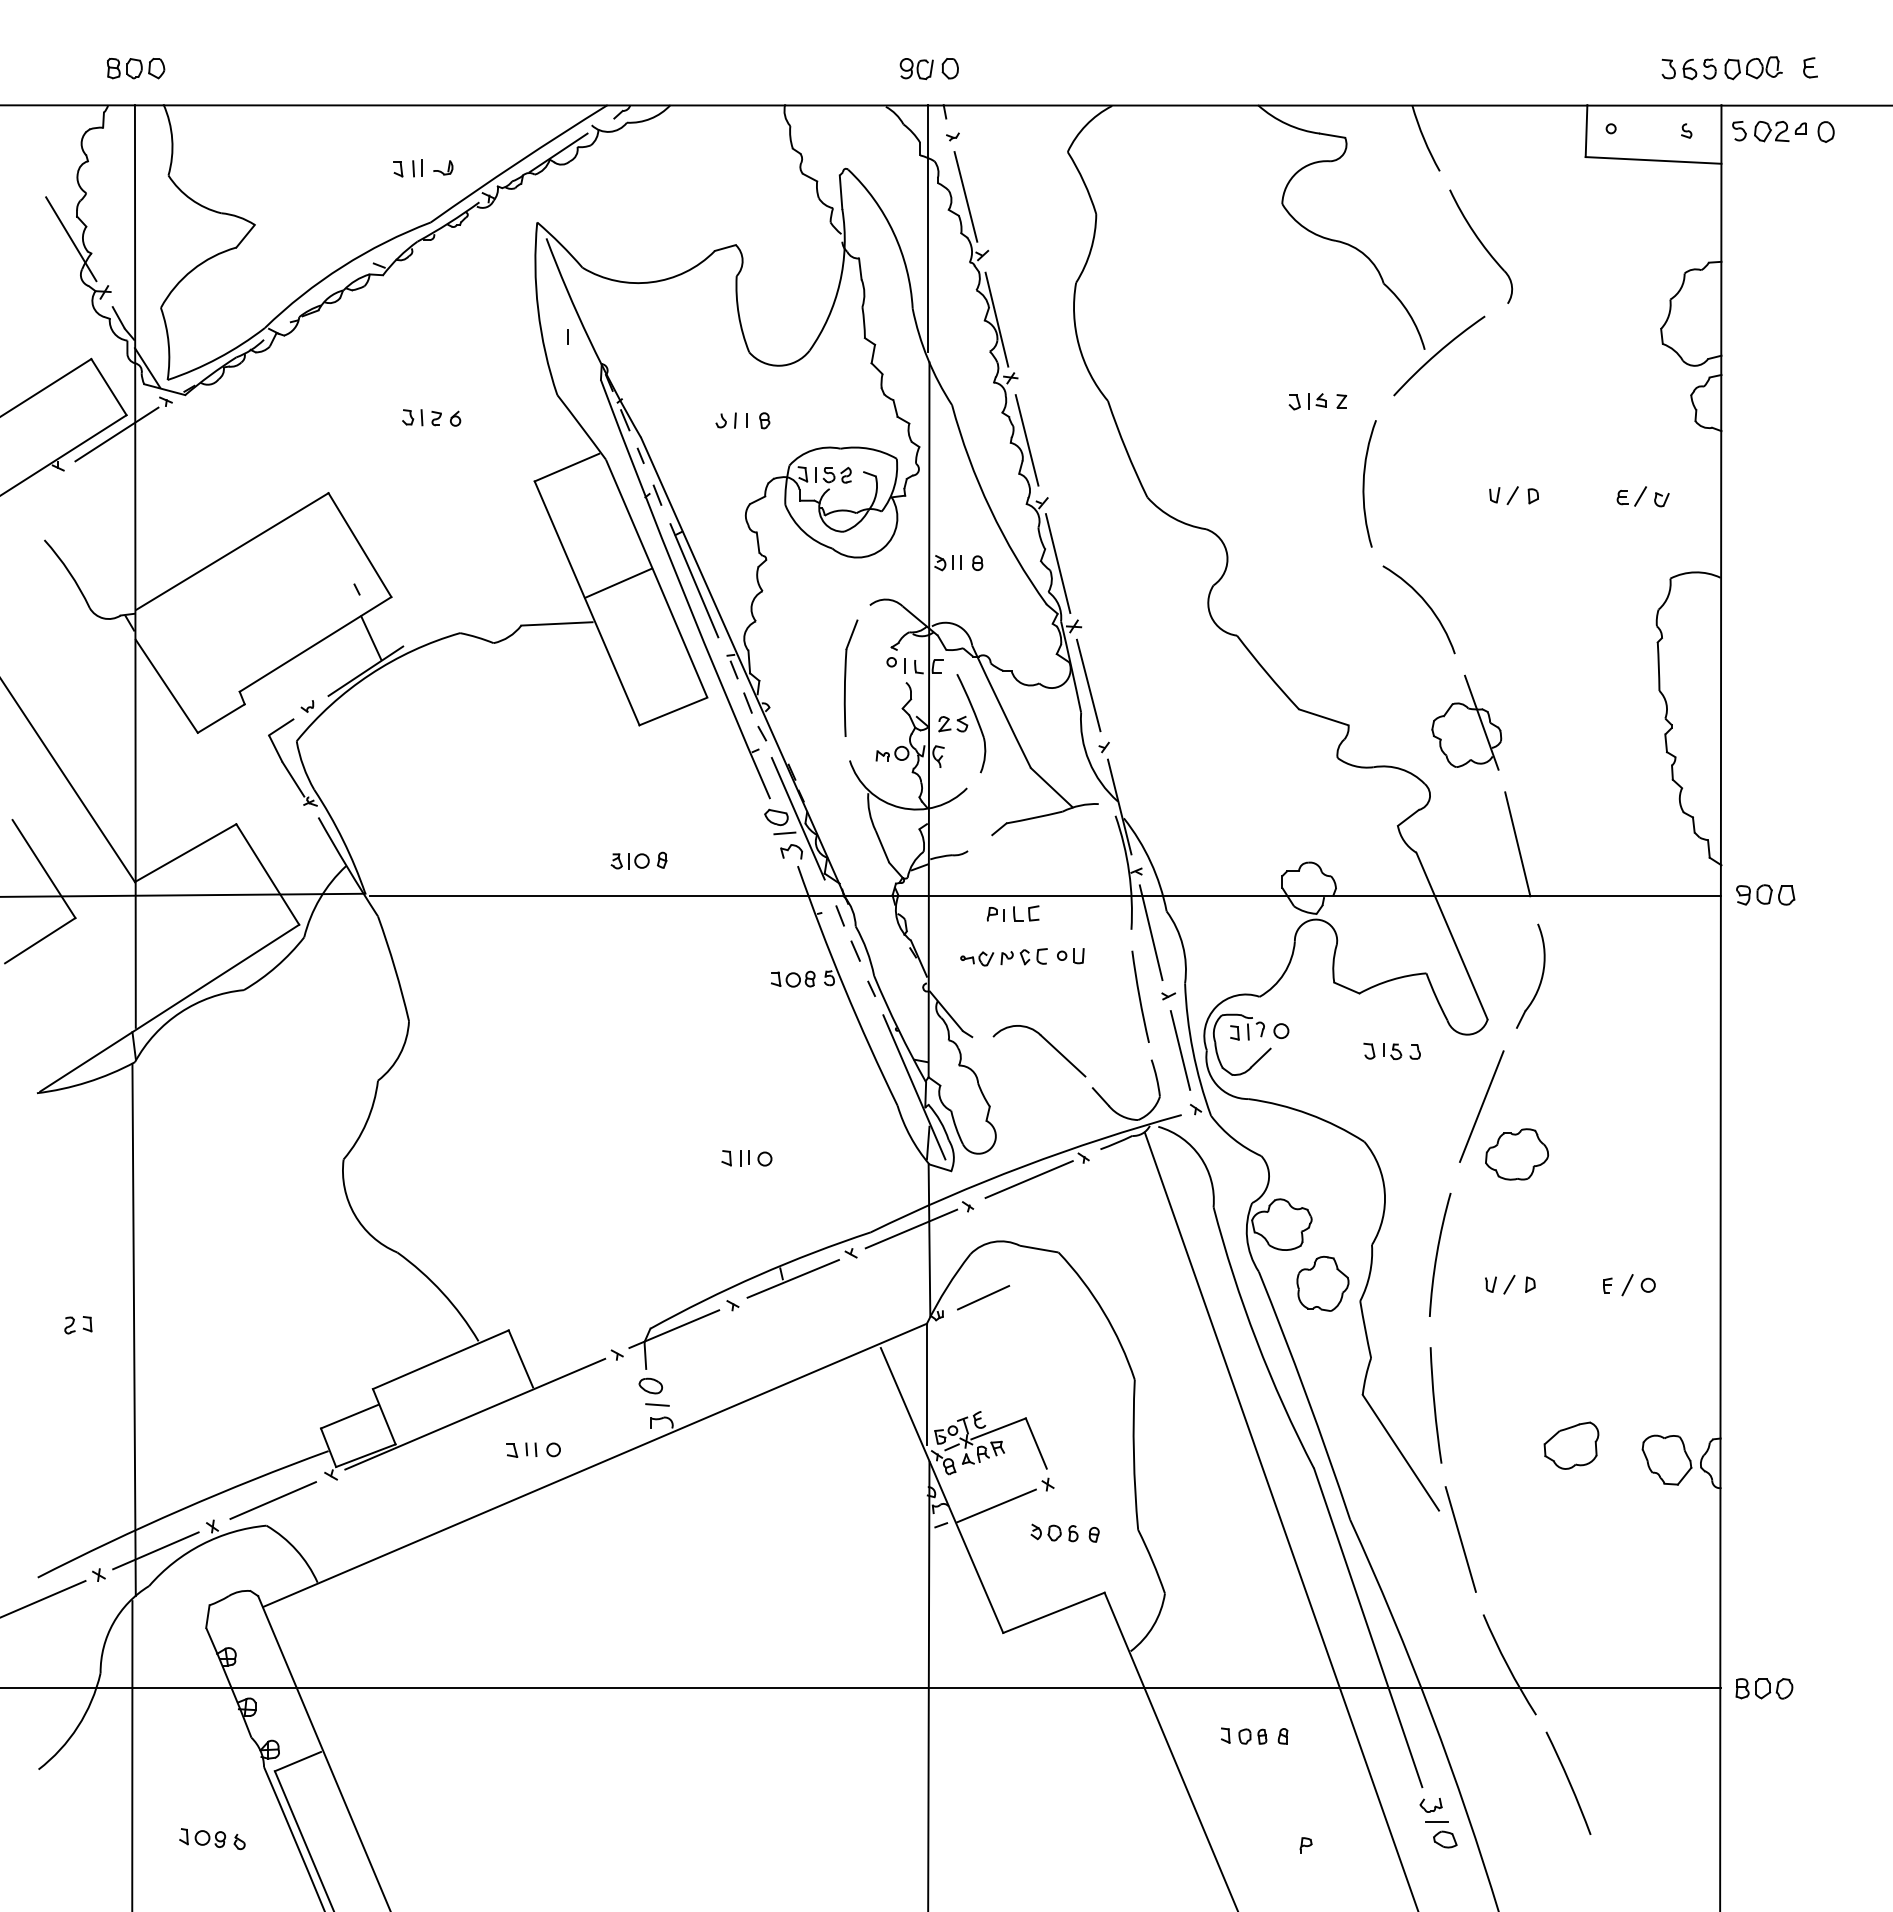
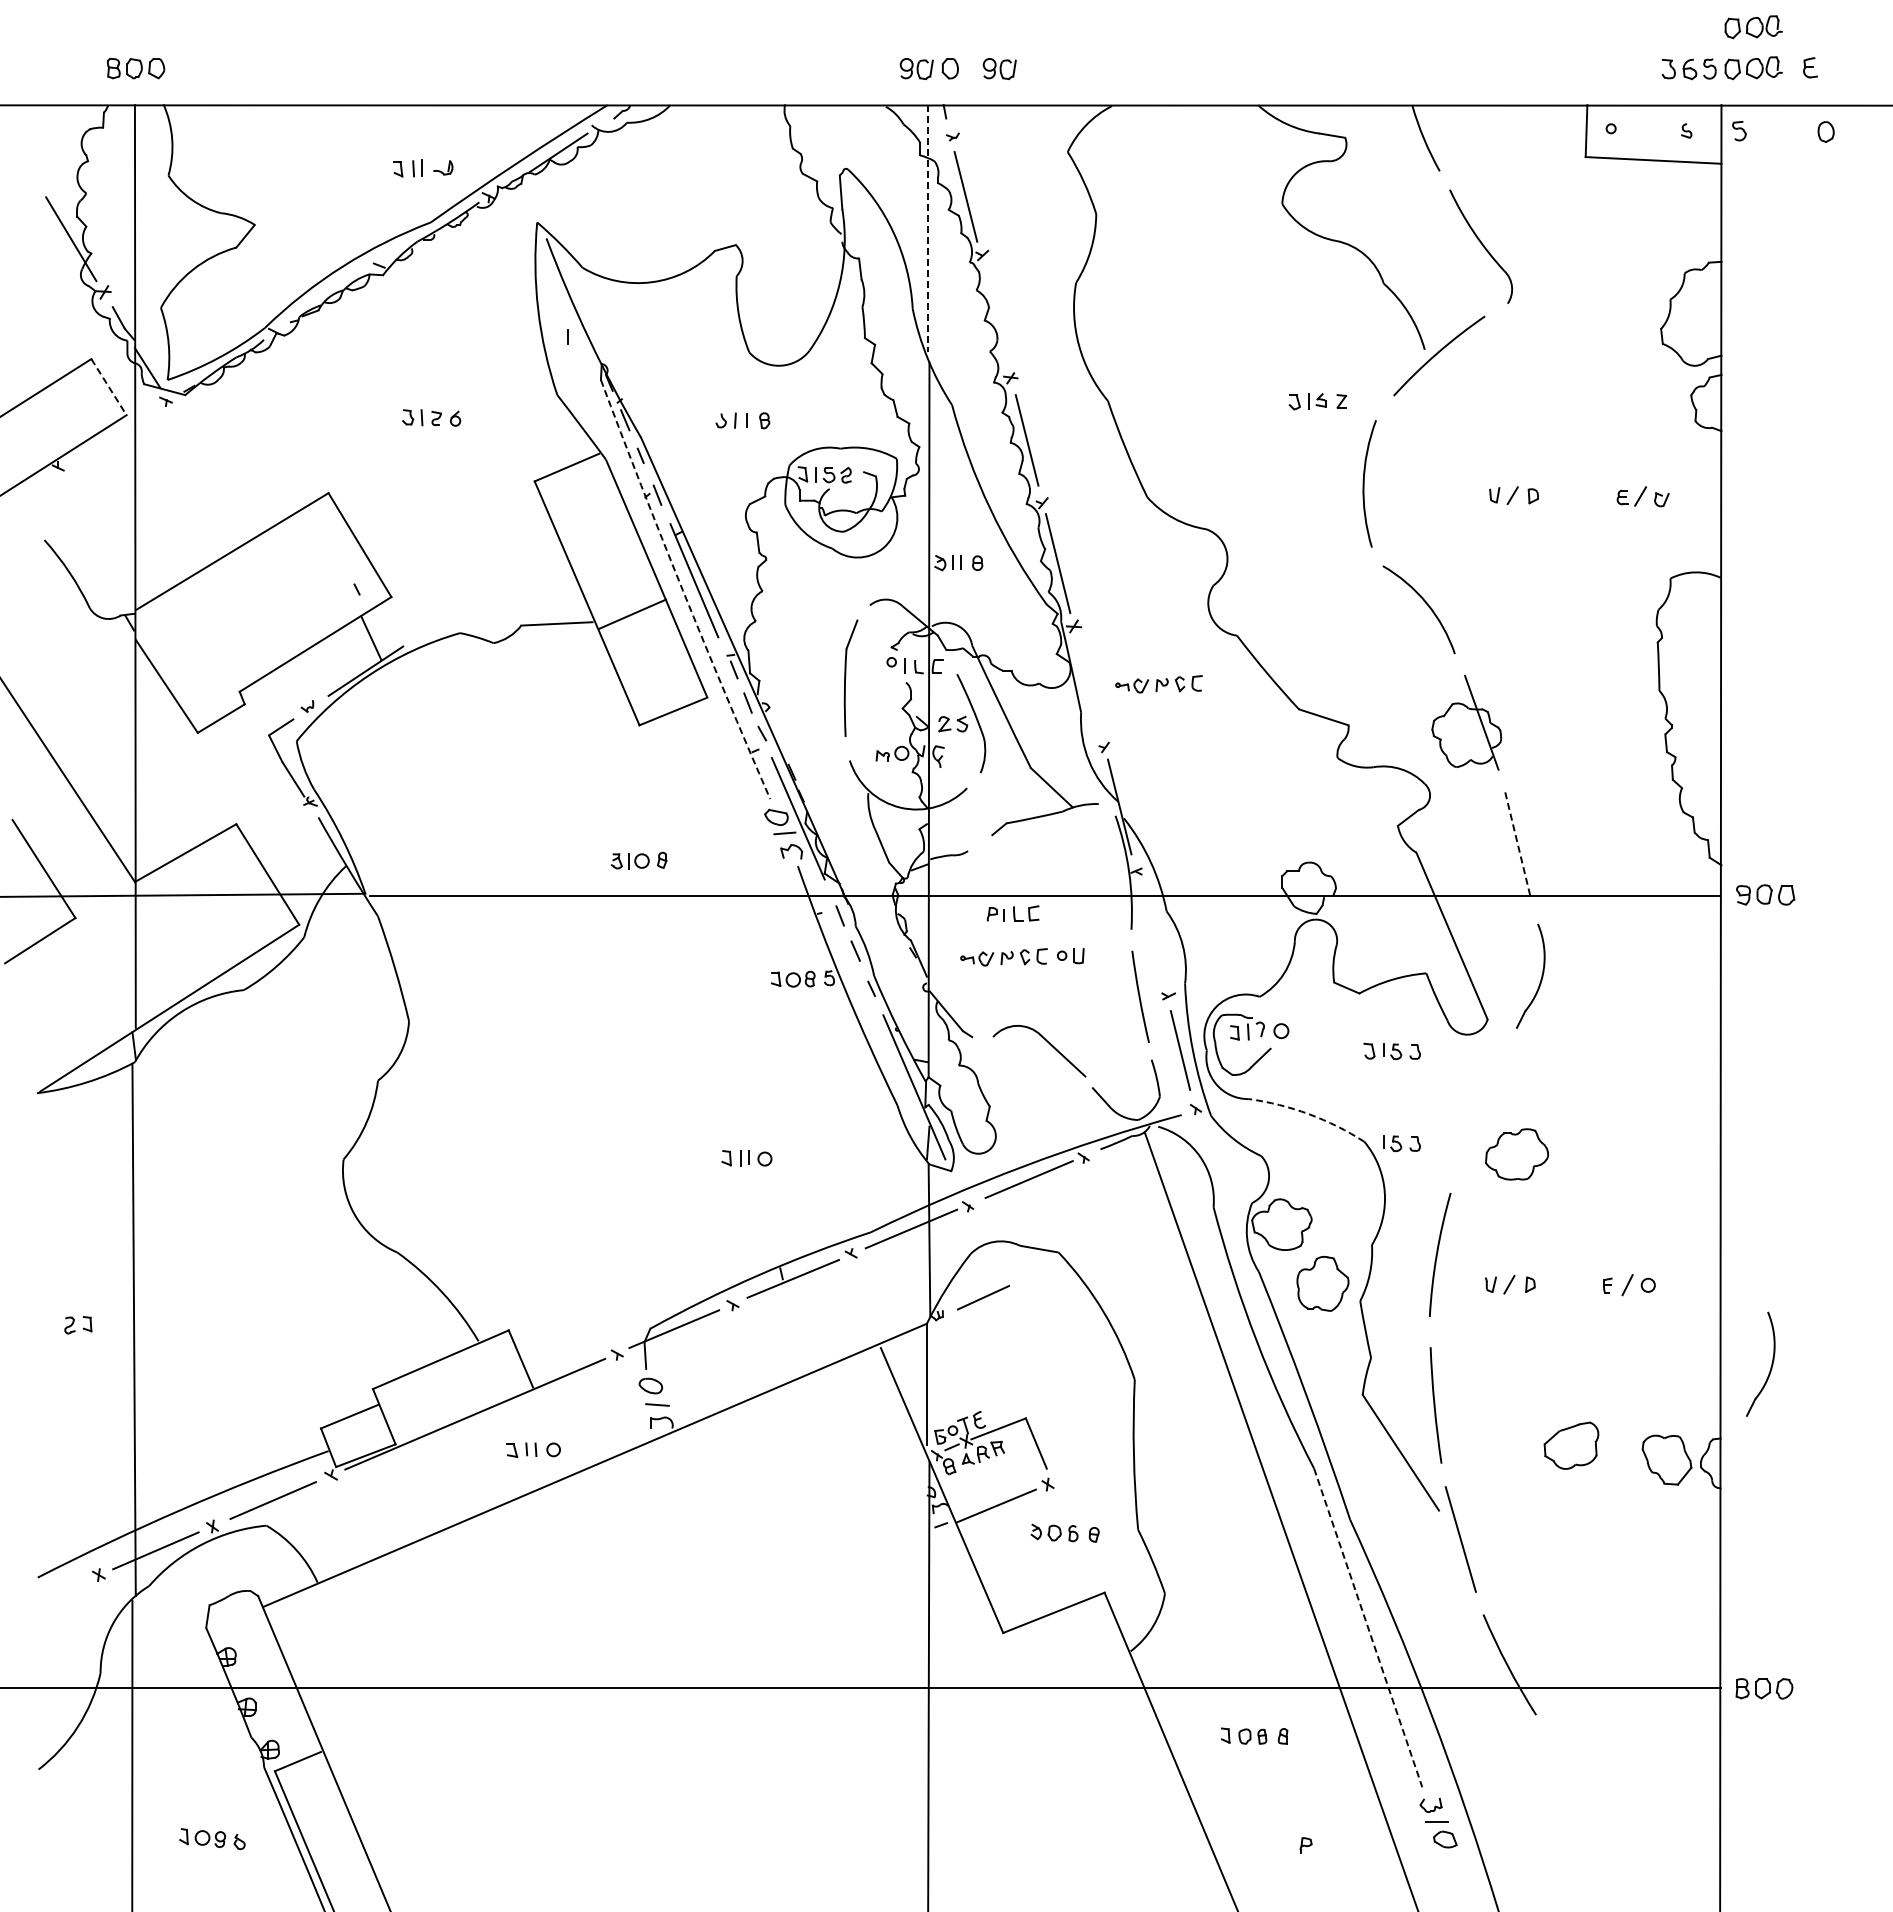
part: none -> present (1753, 27)
part: none -> present (999, 69)
part: present -> none (1780, 131)
line: solid -> dashed (927, 228)
line: present -> none (996, 319)
line: solid -> dashed (109, 387)
line: present -> none (116, 434)
line position: (618, 582) -> (632, 613) (632, 613)
arc: solid -> dashed (682, 590)
part: none -> present (1158, 684)
line: present -> none (1088, 685)
line: solid -> dashed (1517, 844)
line: present -> none (1150, 932)
line: present -> none (1481, 1106)
arc: solid -> dashed (1308, 1114)
part: none -> present (1401, 1143)
part: none -> present (1770, 1367)
line: present -> none (43, 1598)
line: solid -> dashed (1368, 1628)
arc: present -> none (1568, 1782)
